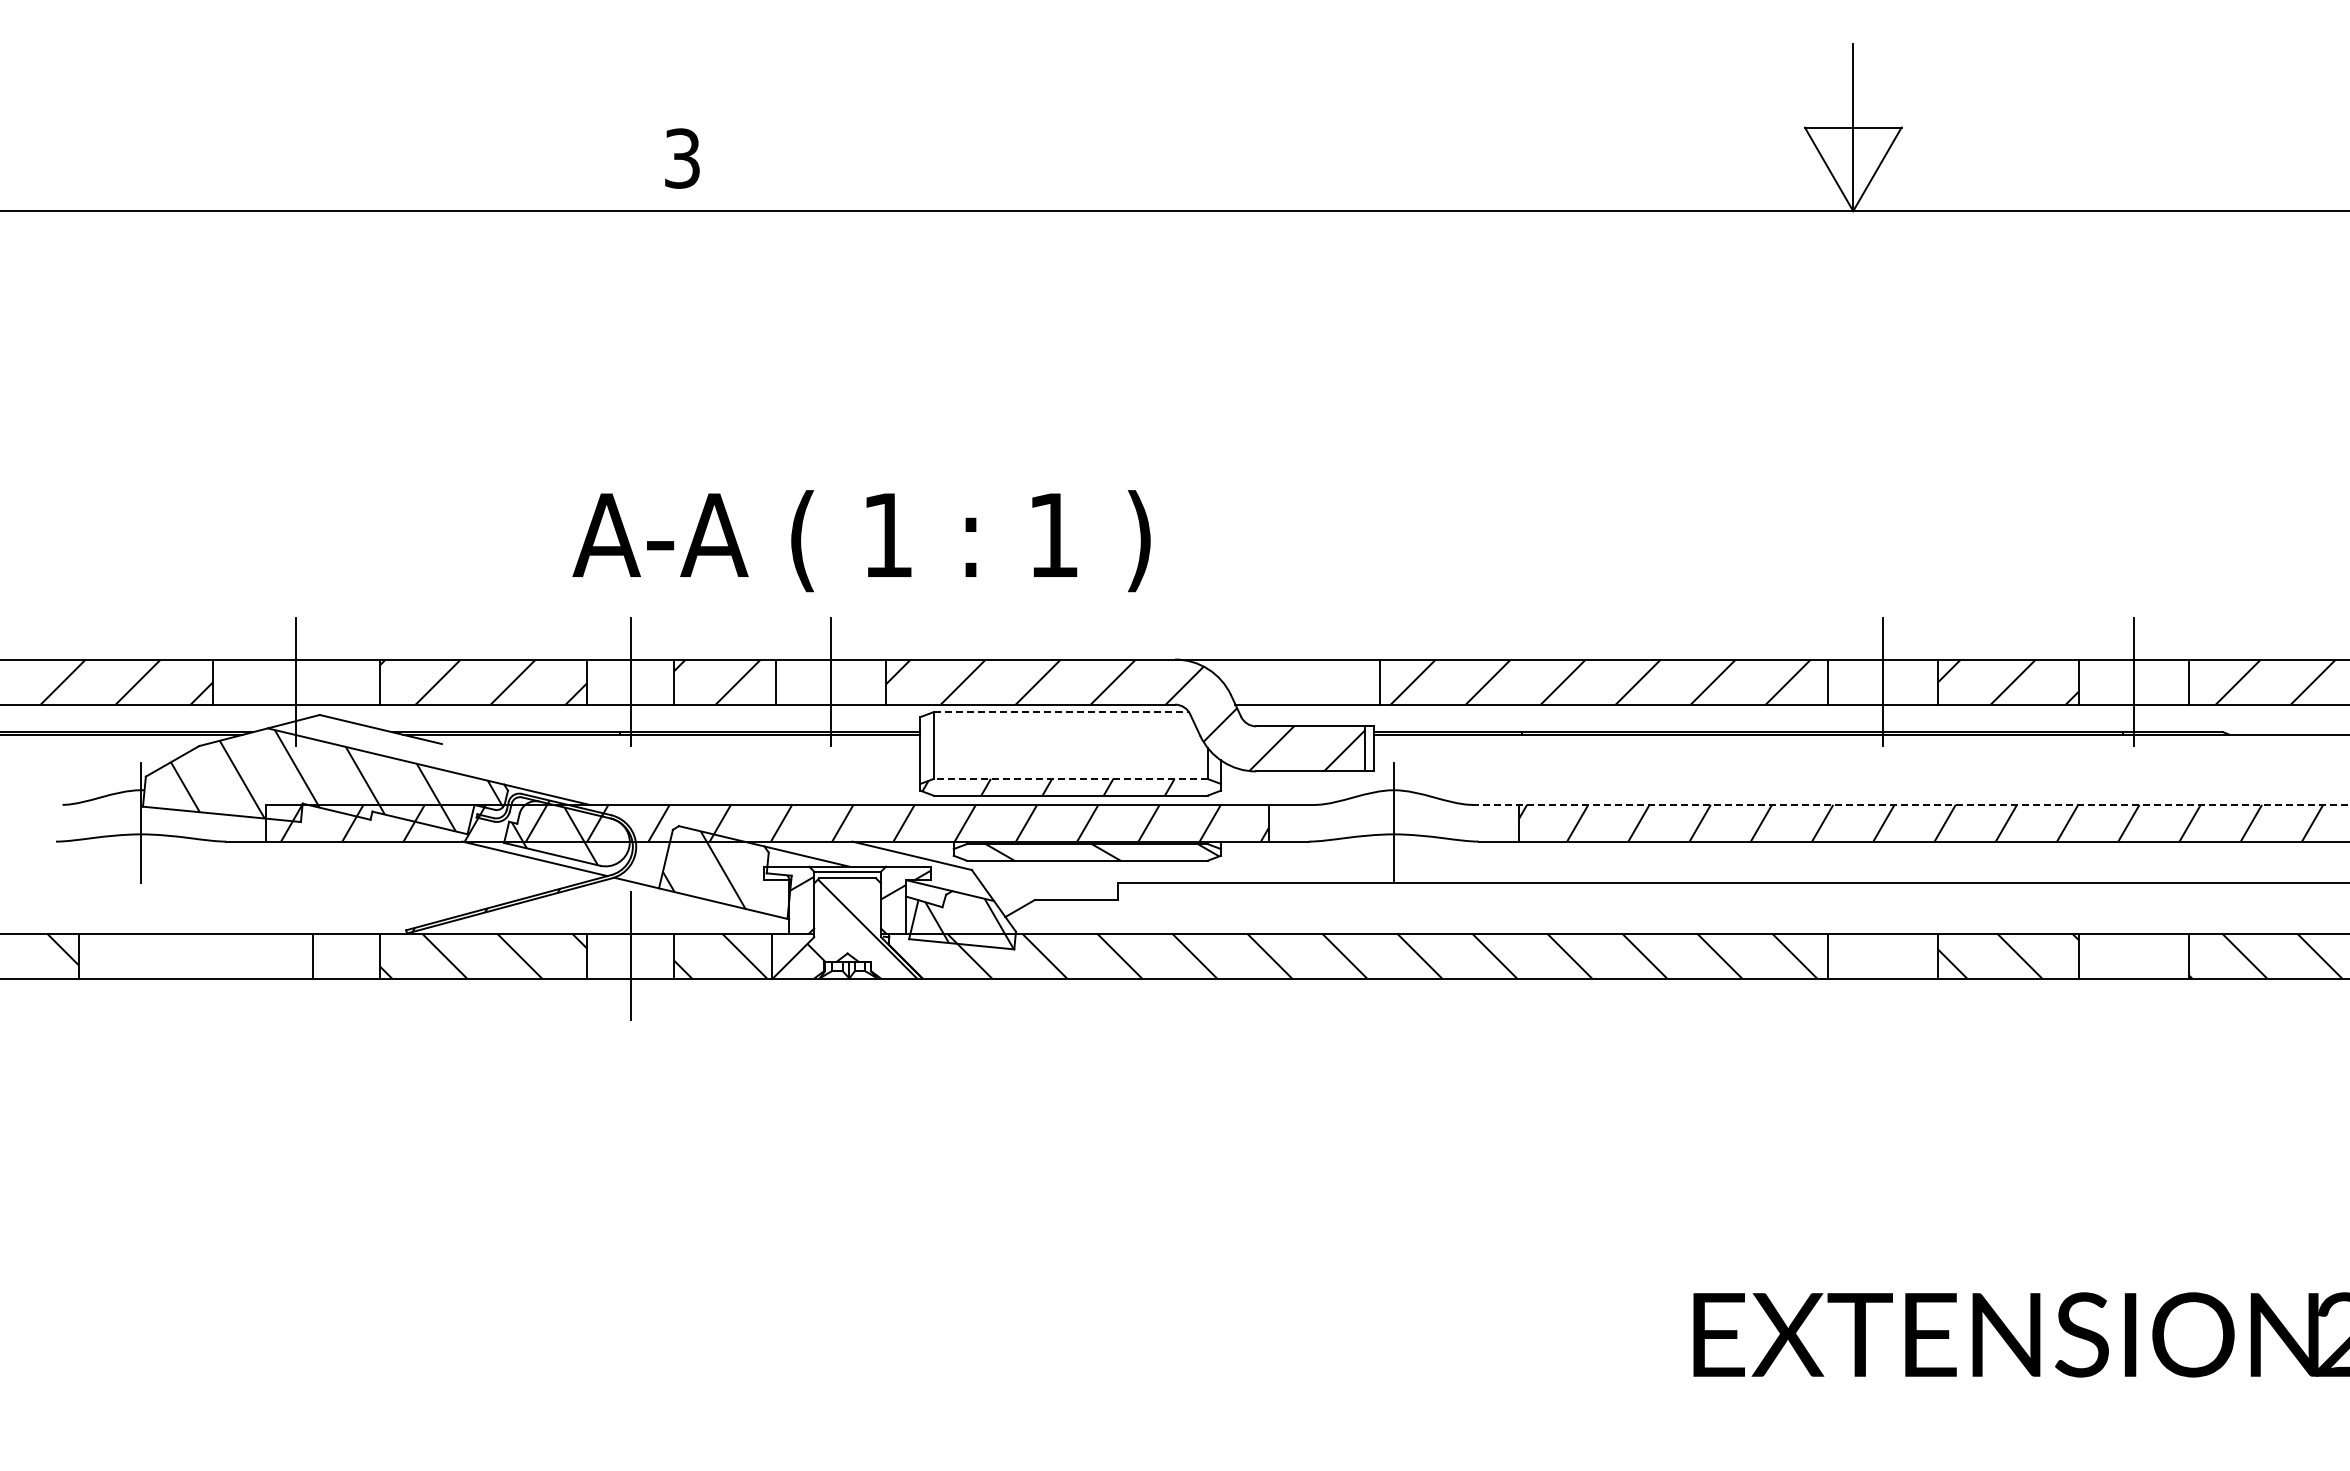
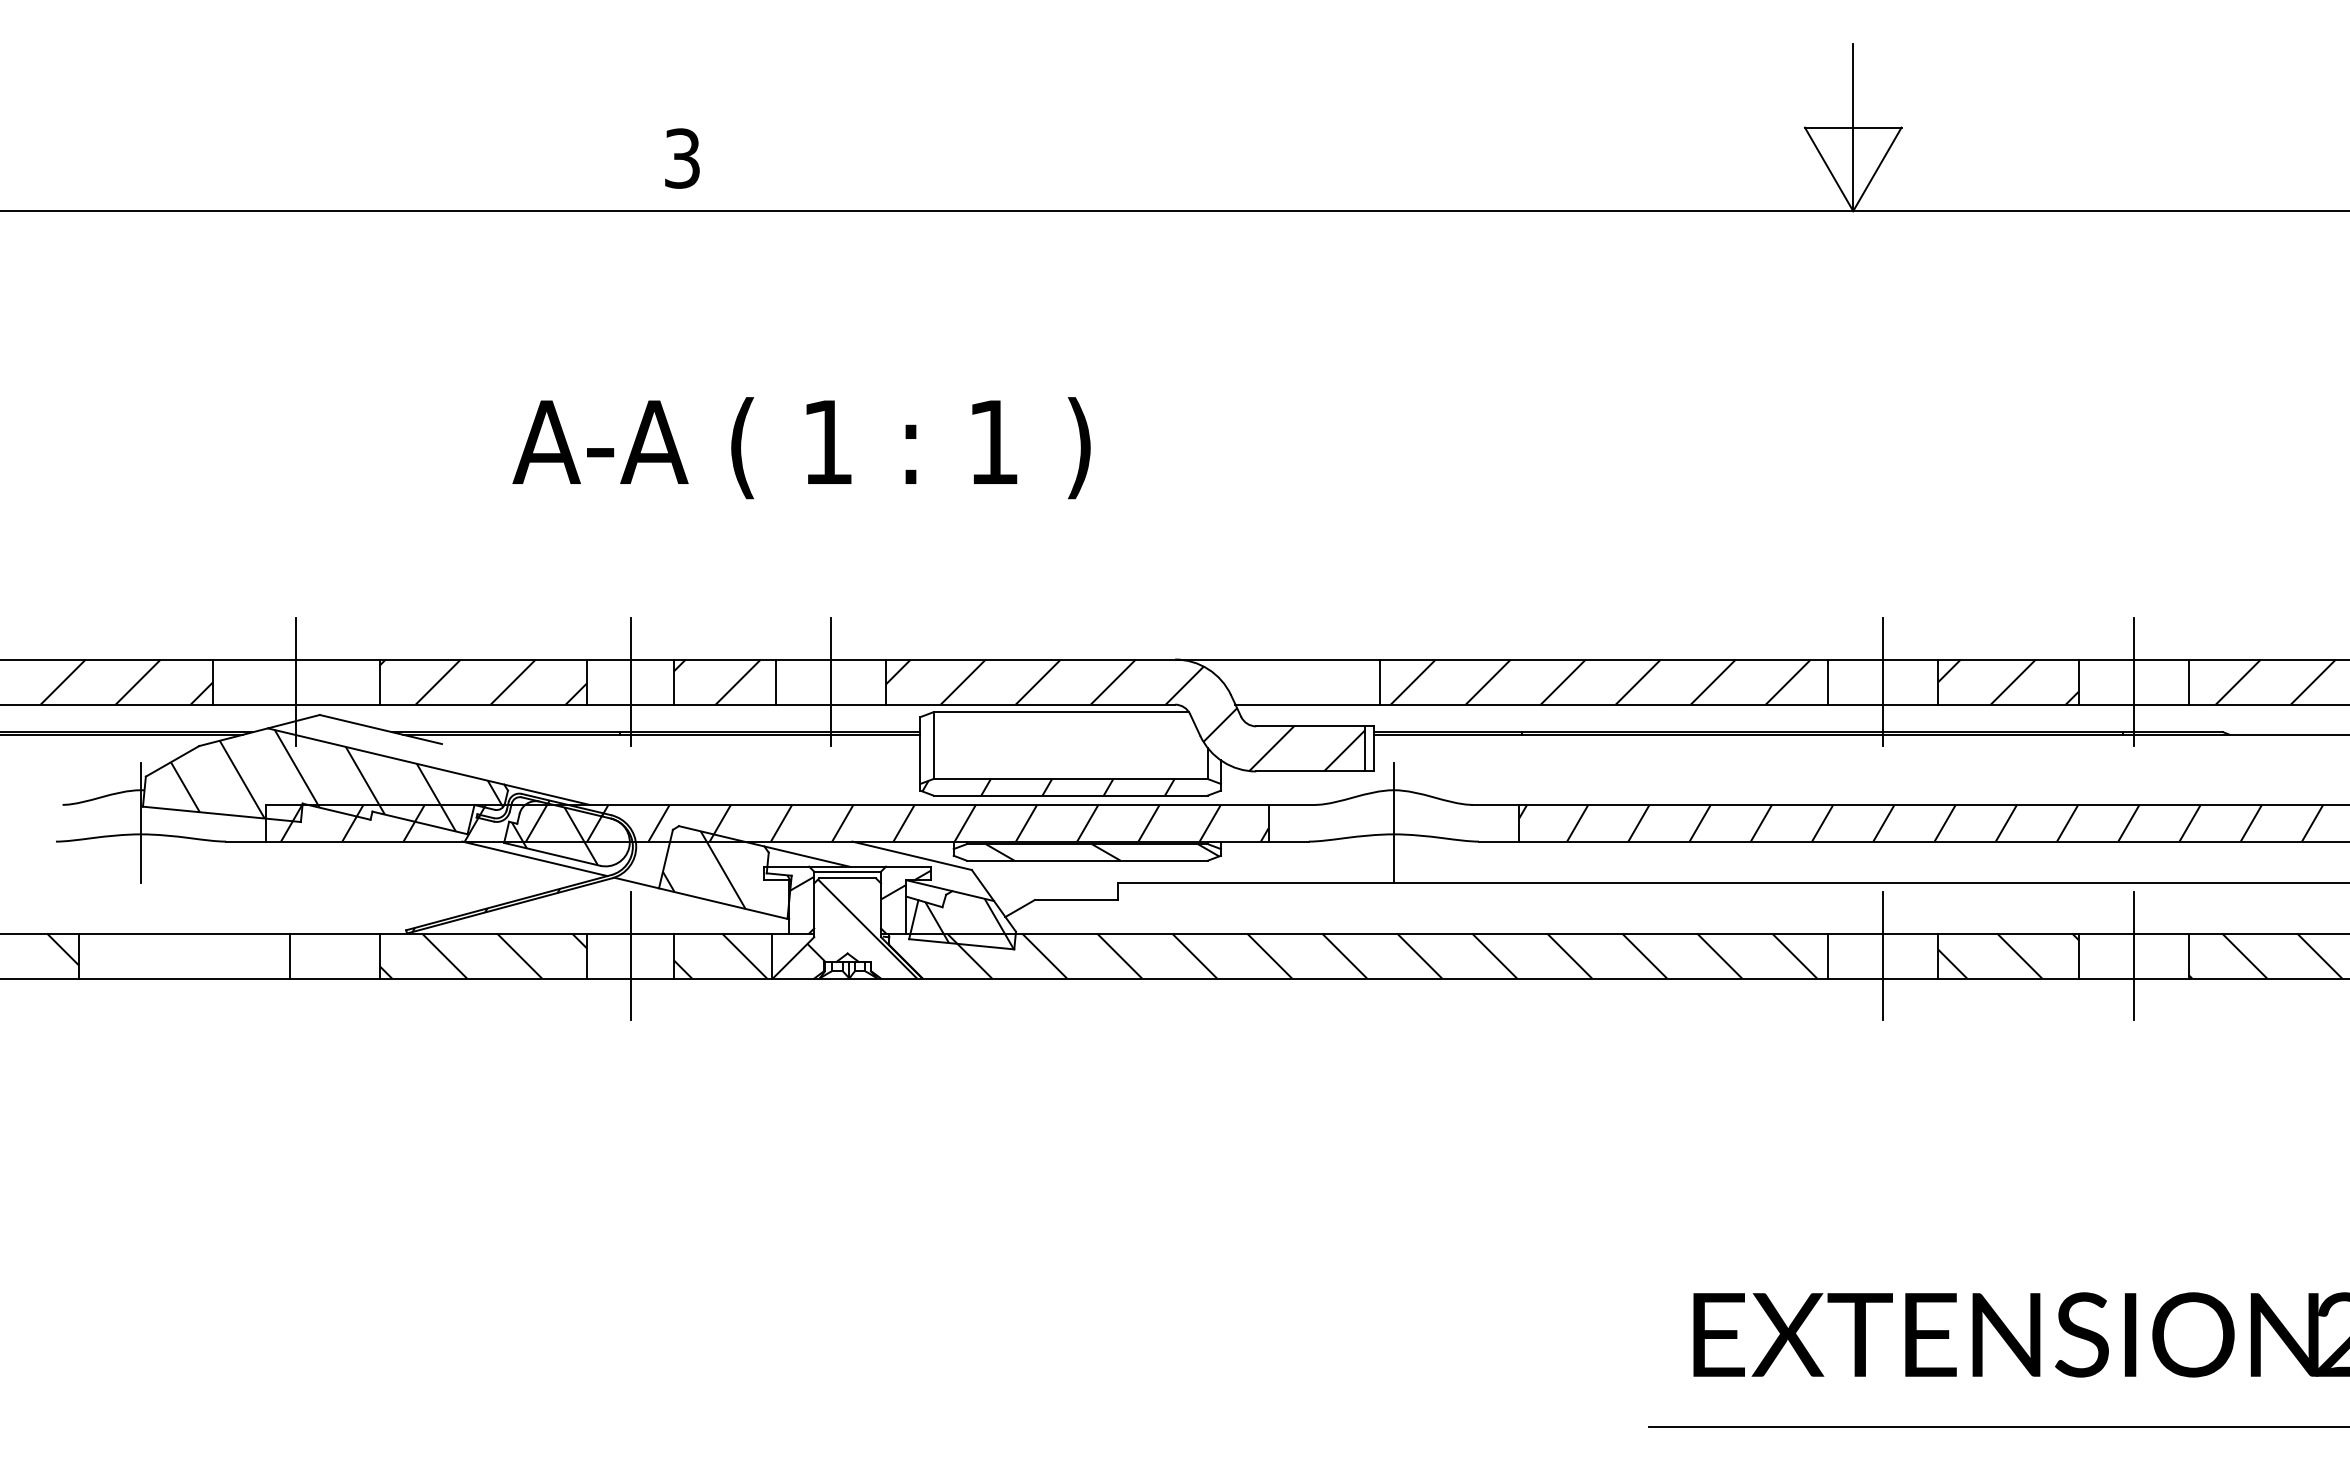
text position: (861, 541) -> (801, 448) (801, 448)
line: dashed -> solid (1061, 712)
line: dashed -> solid (1070, 778)
line: dashed -> solid (1911, 804)
line position: (313, 955) -> (290, 955) (290, 955)
line: none -> present (1883, 955)
line: none -> present (2133, 955)
line: none -> present (1997, 1426)
